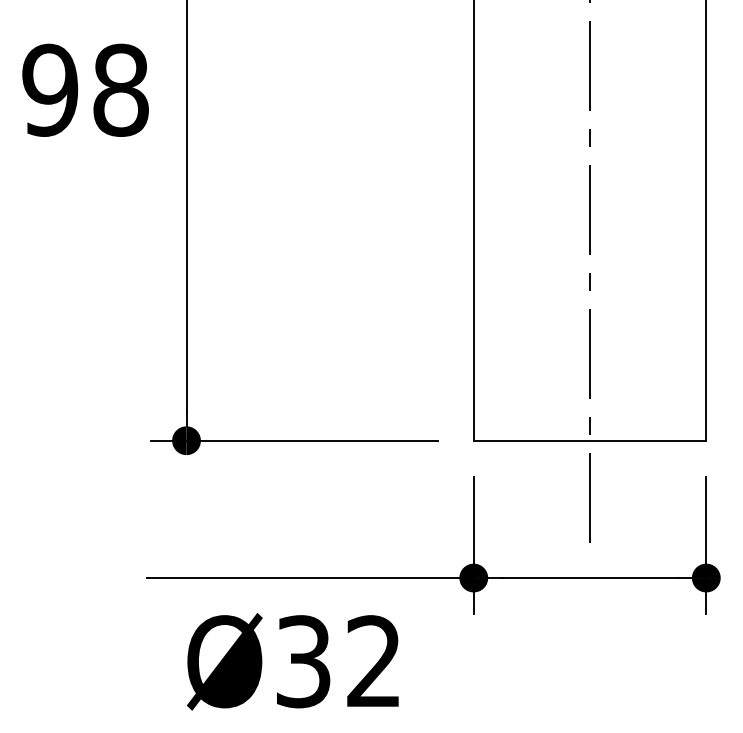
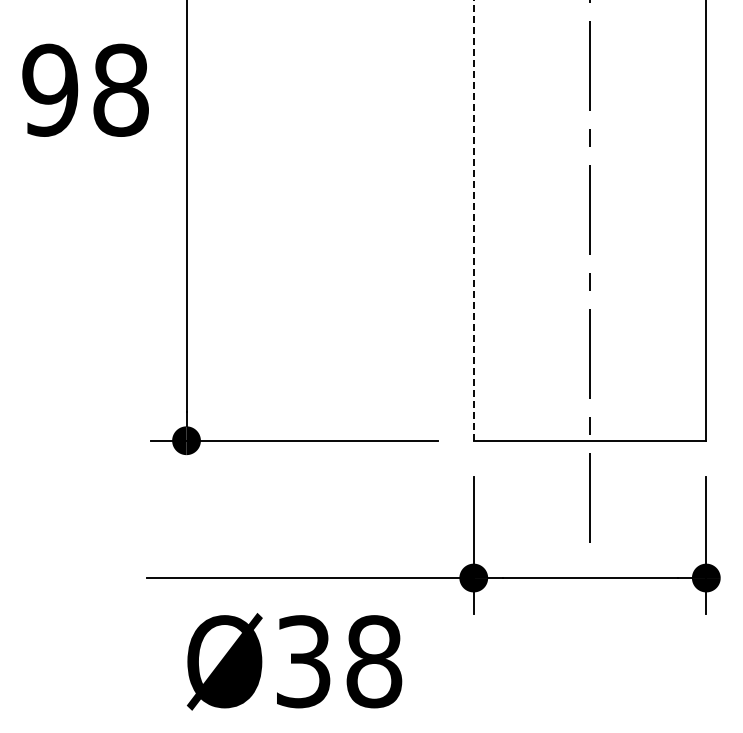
line: solid -> dashed (473, 220)
text: Ø32 -> Ø38 (374, 661)
